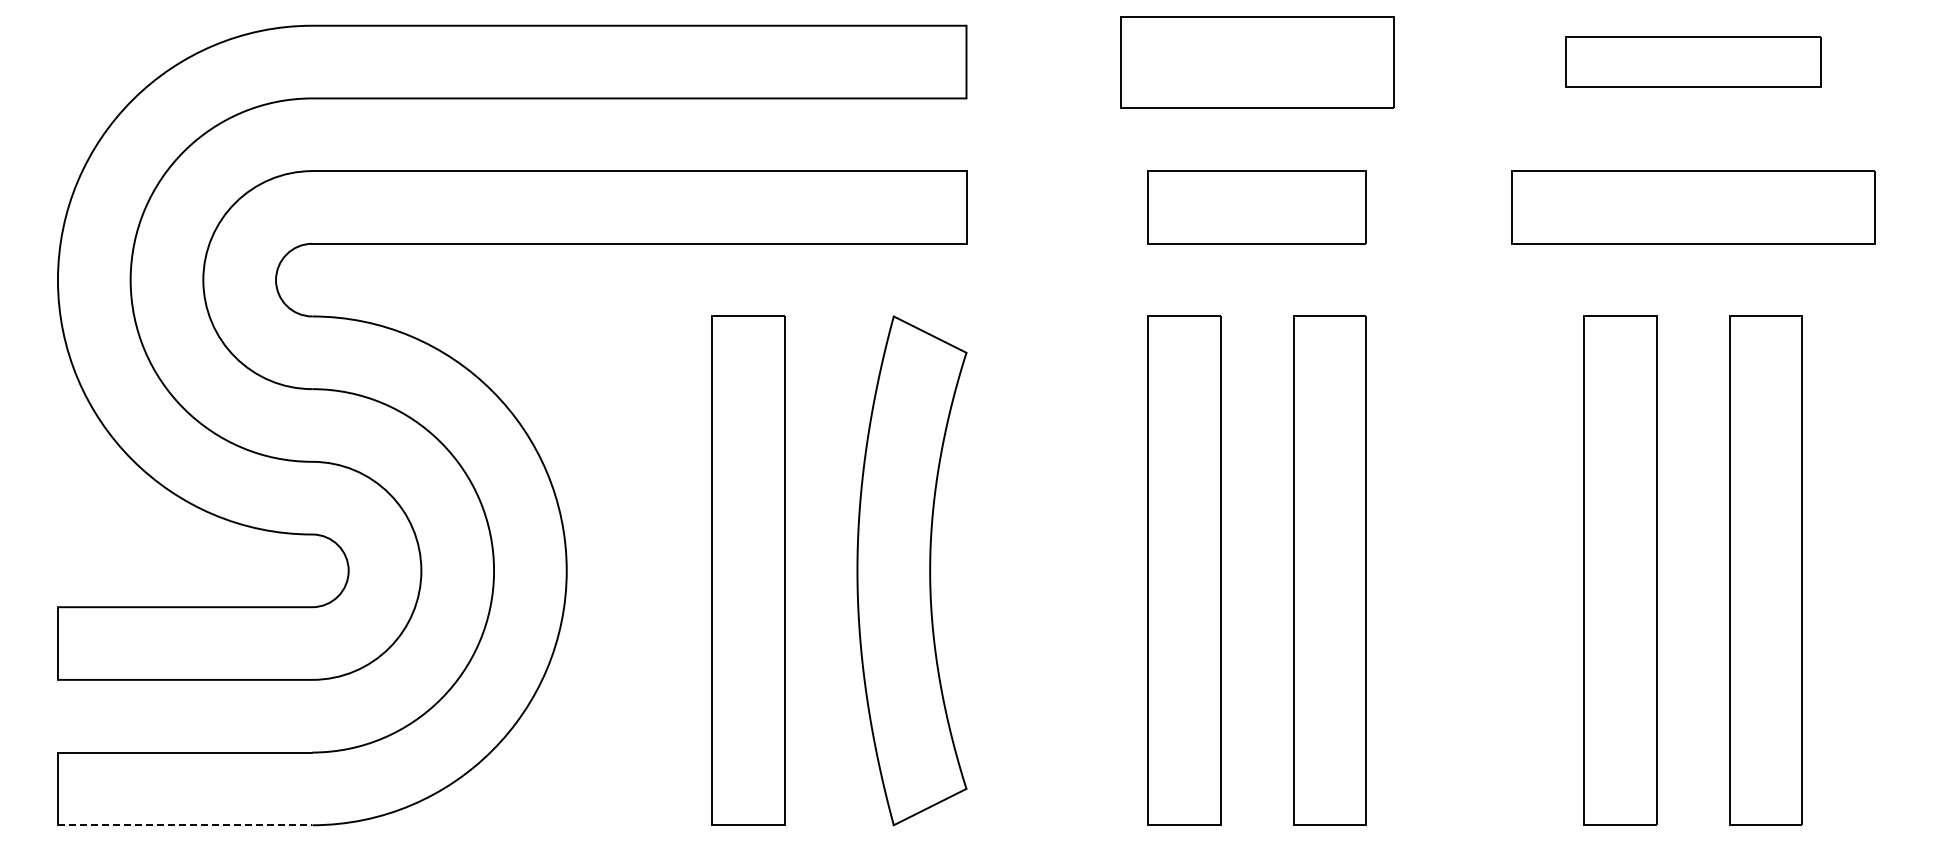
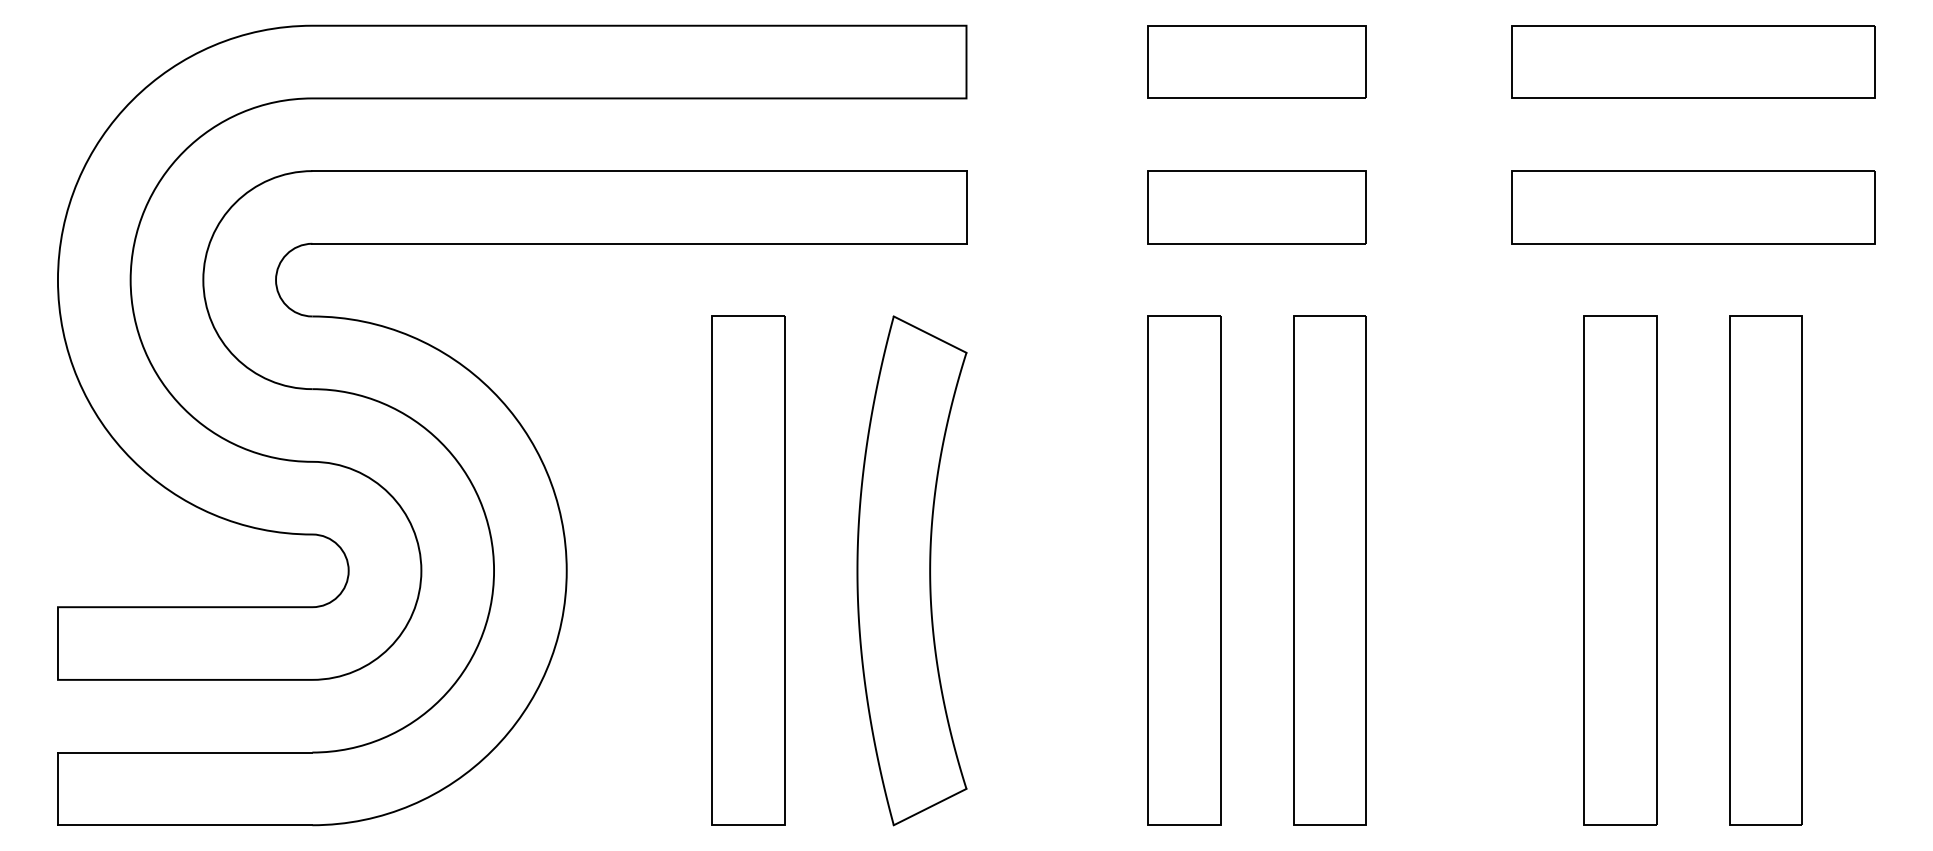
part size: 257x52 px -> 365x74 px (1693, 61)
part size: 275x93 px -> 220x74 px (1256, 61)
line: dashed -> solid (185, 825)
